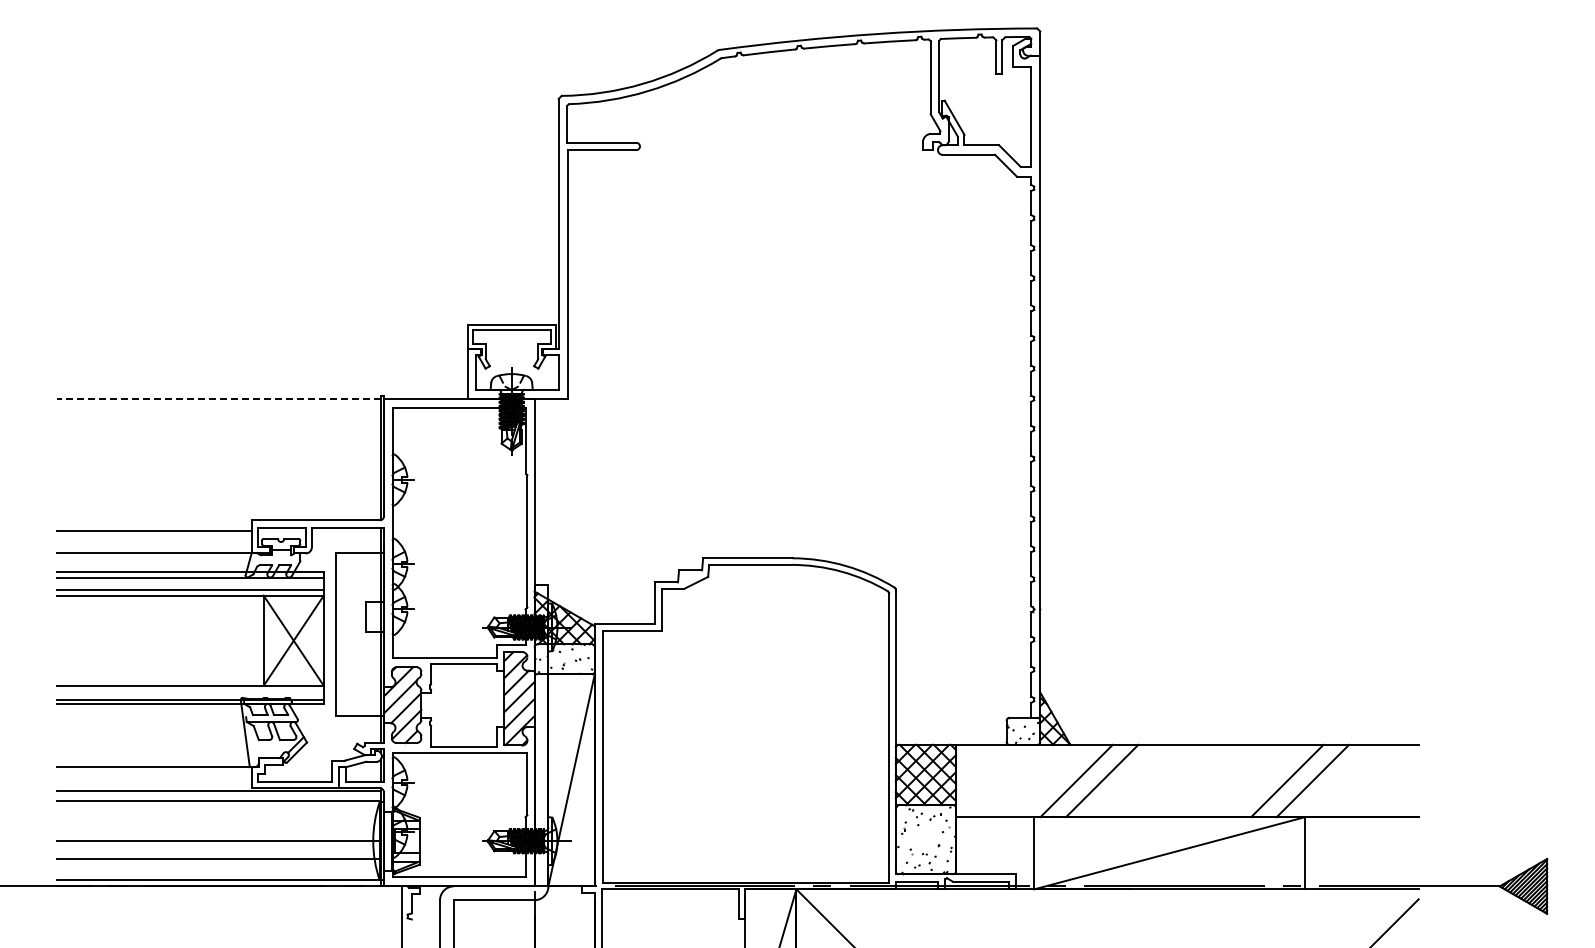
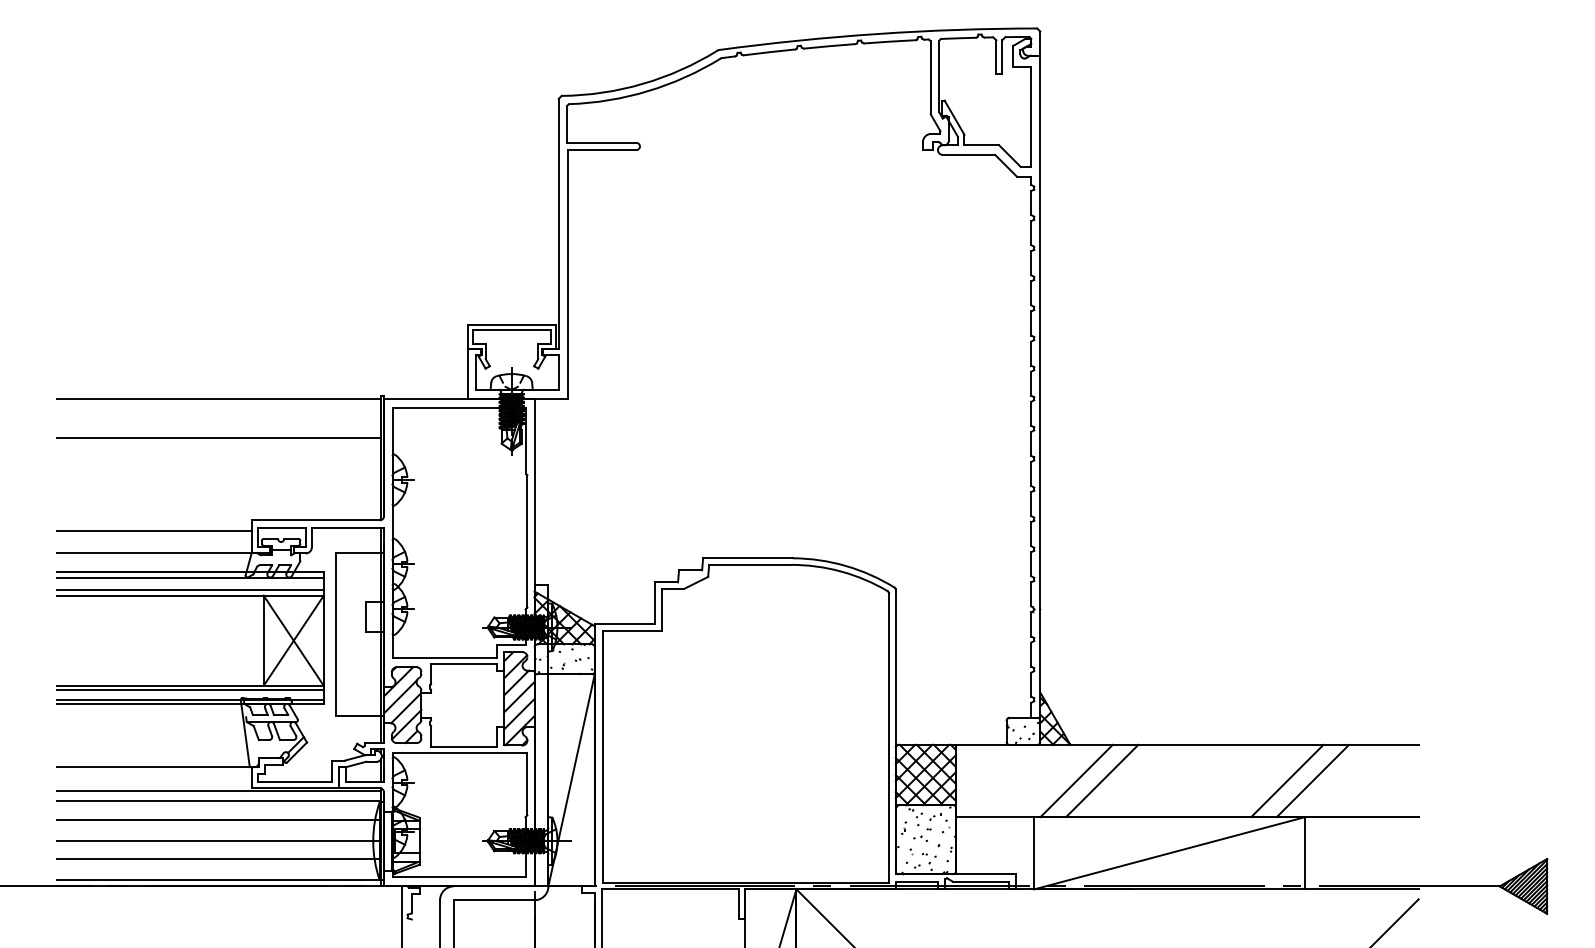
line: dashed -> solid (218, 398)
line: none -> present (218, 437)
line: none -> present (189, 690)
line: none -> present (218, 819)
part: none -> present (922, 834)
